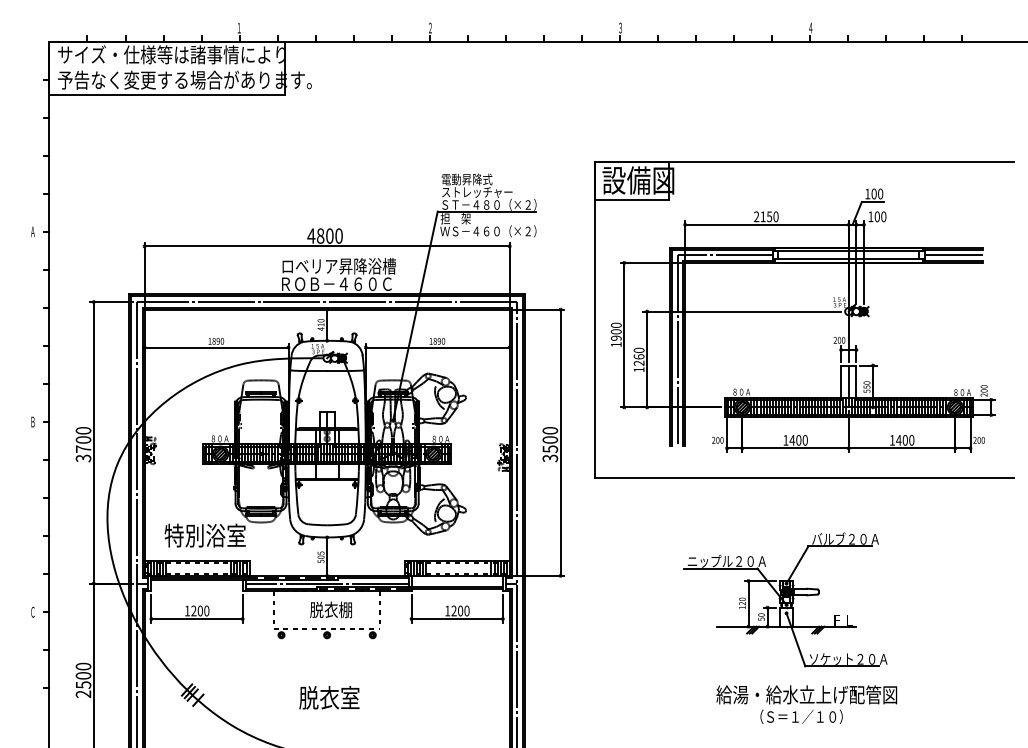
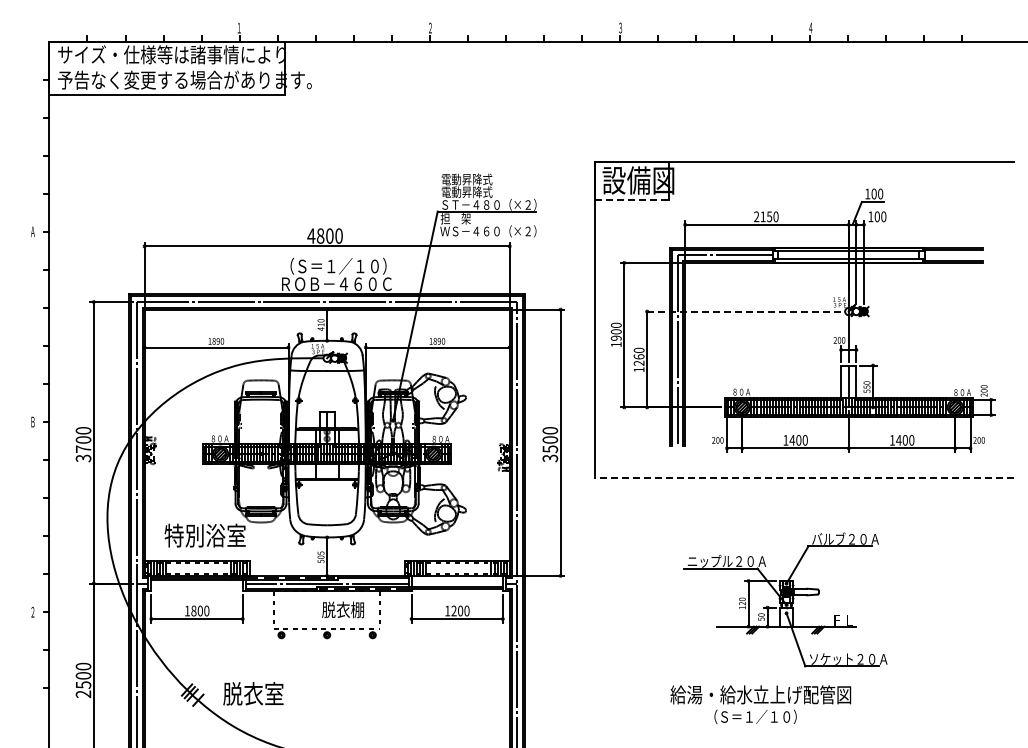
text: ストレッチャー -> 電動昇降式 (476, 192)
line: solid -> dashed (632, 200)
line: present -> none (953, 255)
text: ロベリア昇降浴槽 -> （Ｓ＝１／１０） (338, 265)
line: solid -> dashed (742, 311)
line: solid -> dashed (804, 478)
text position: (330, 609) -> (342, 609) (342, 609)
text: 1200 -> 1800 (193, 610)
text: Ｃ -> ２ (32, 611)
text position: (329, 697) -> (253, 693) (253, 693)
text position: (806, 704) -> (760, 704) (760, 704)
